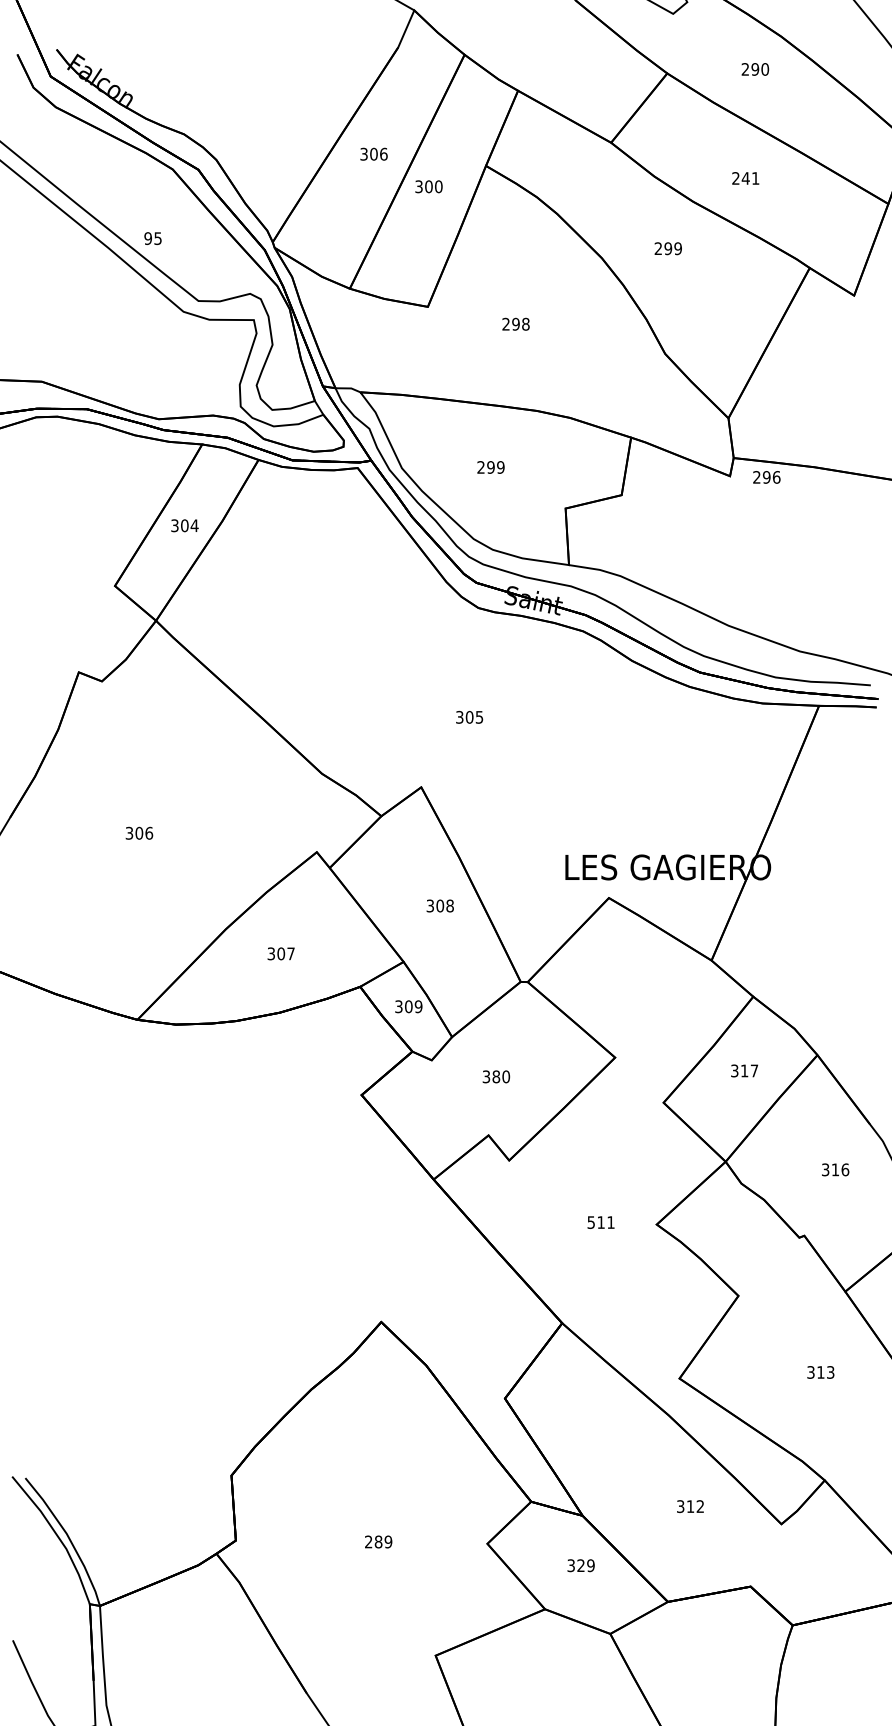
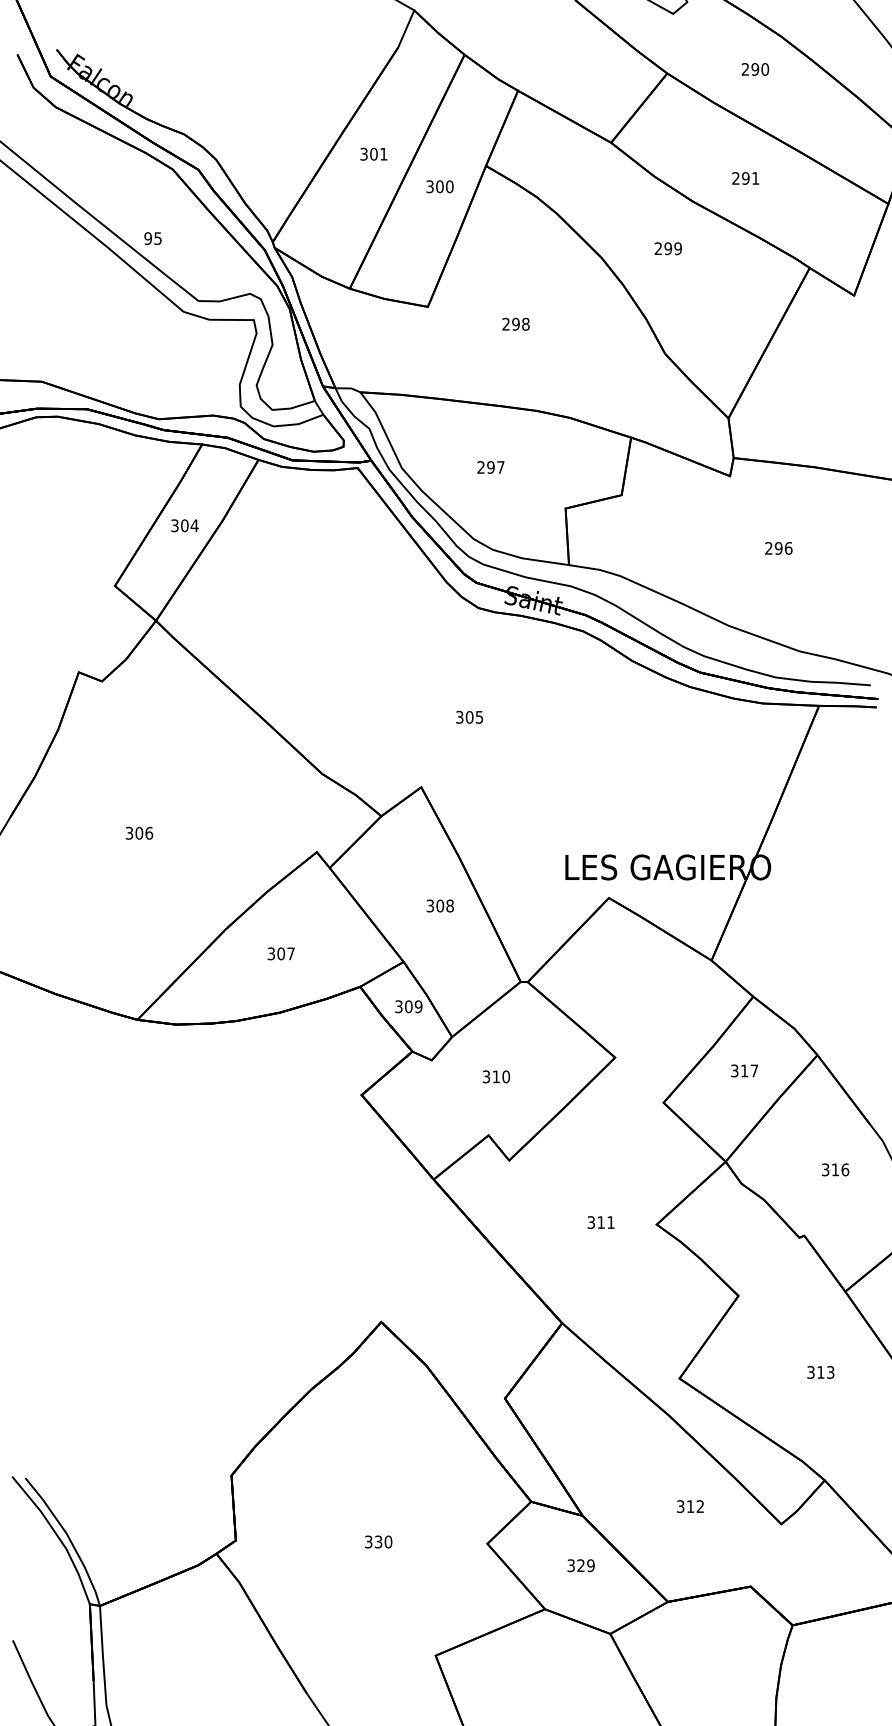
text: 306 -> 301 (383, 153)
text: 241 -> 291 (745, 178)
text position: (428, 186) -> (439, 186) (439, 186)
text: 299 -> 297 (500, 467)
text position: (766, 477) -> (778, 548) (778, 548)
text: 380 -> 310 (496, 1076)
text: 511 -> 311 (591, 1222)
text: 289 -> 330 (378, 1541)
